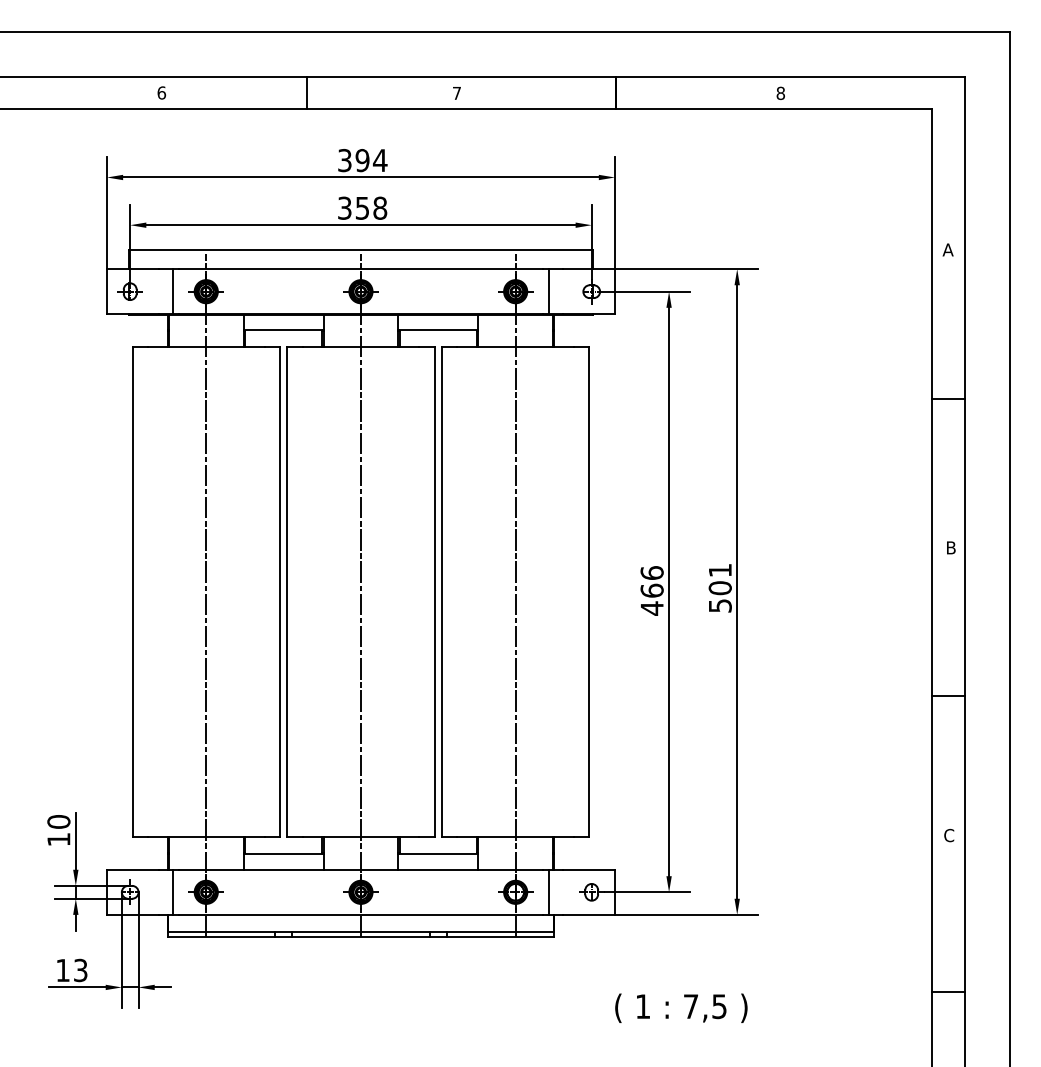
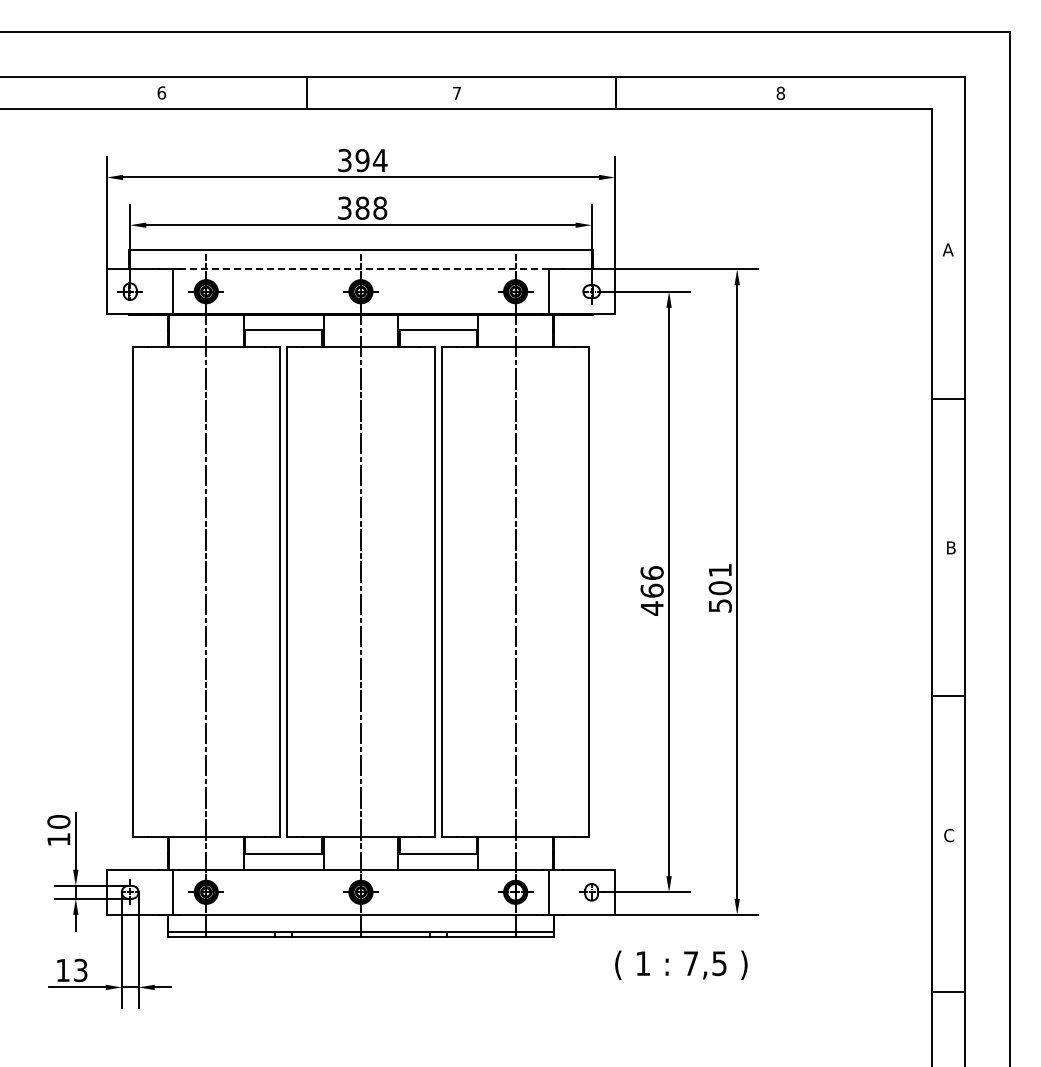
text: 358 -> 388 (362, 207)
line: solid -> dashed (360, 269)
text position: (681, 1007) -> (681, 964) (681, 964)
